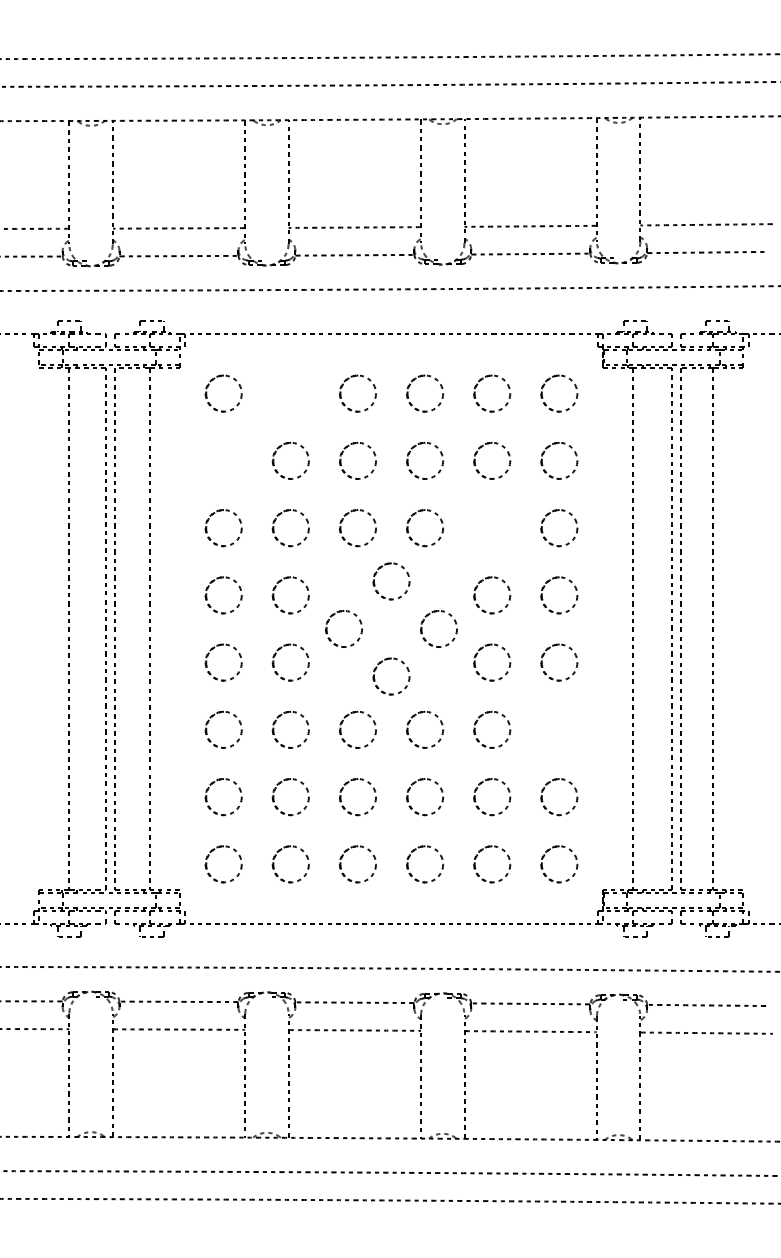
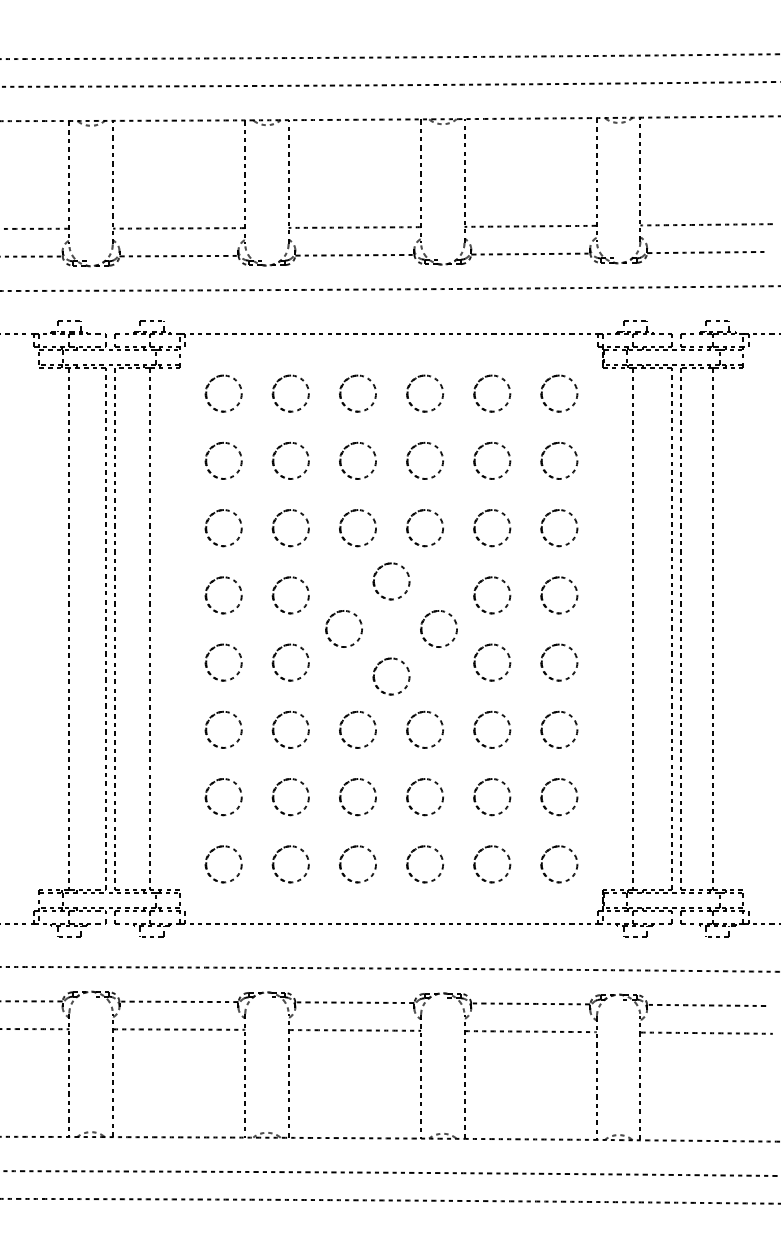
circle: none -> present (290, 393)
circle: none -> present (223, 460)
circle: none -> present (492, 528)
circle: none -> present (559, 729)
